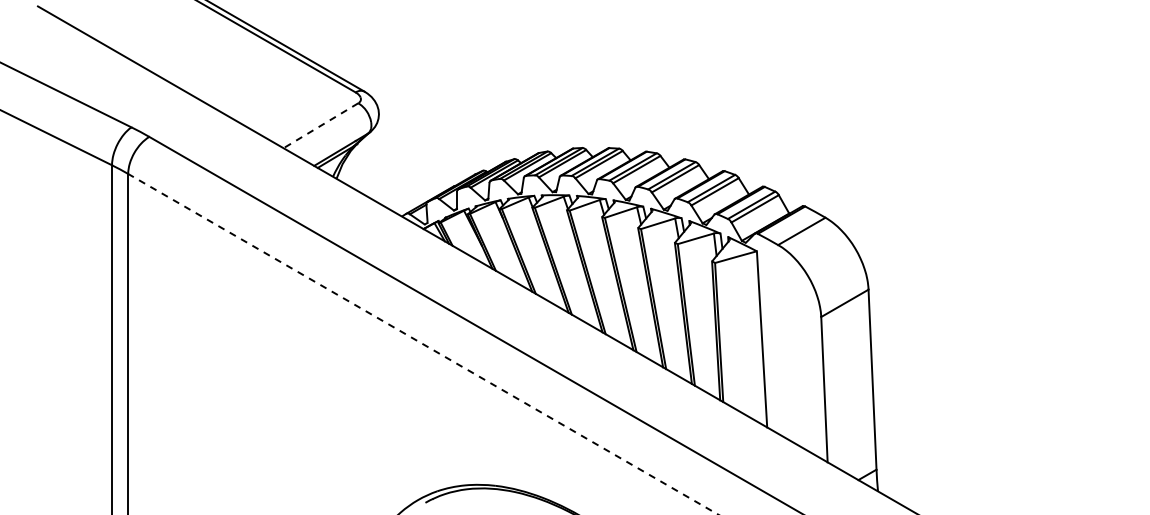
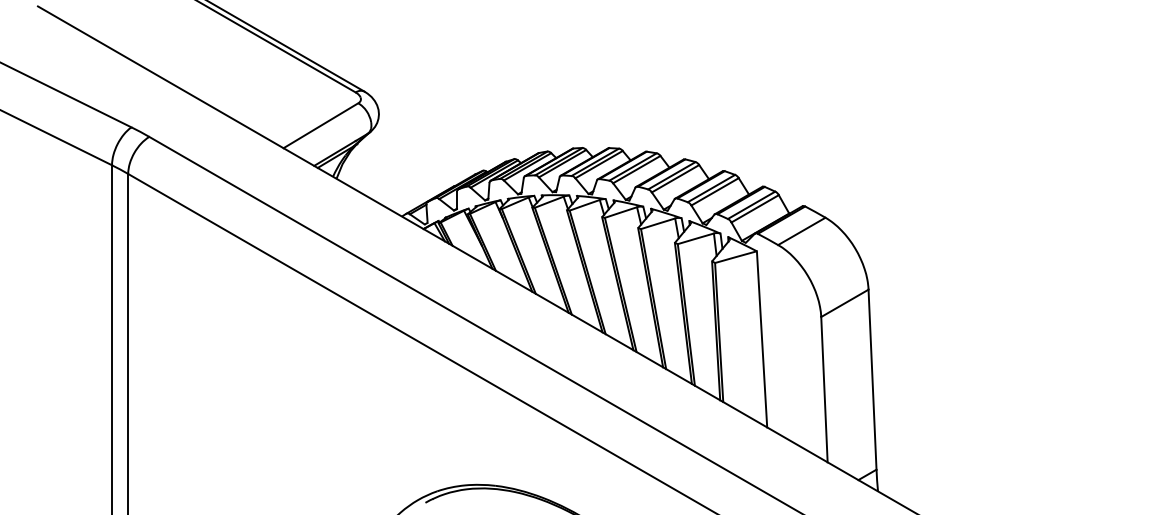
line: dashed -> solid (320, 125)
line: dashed -> solid (423, 344)
